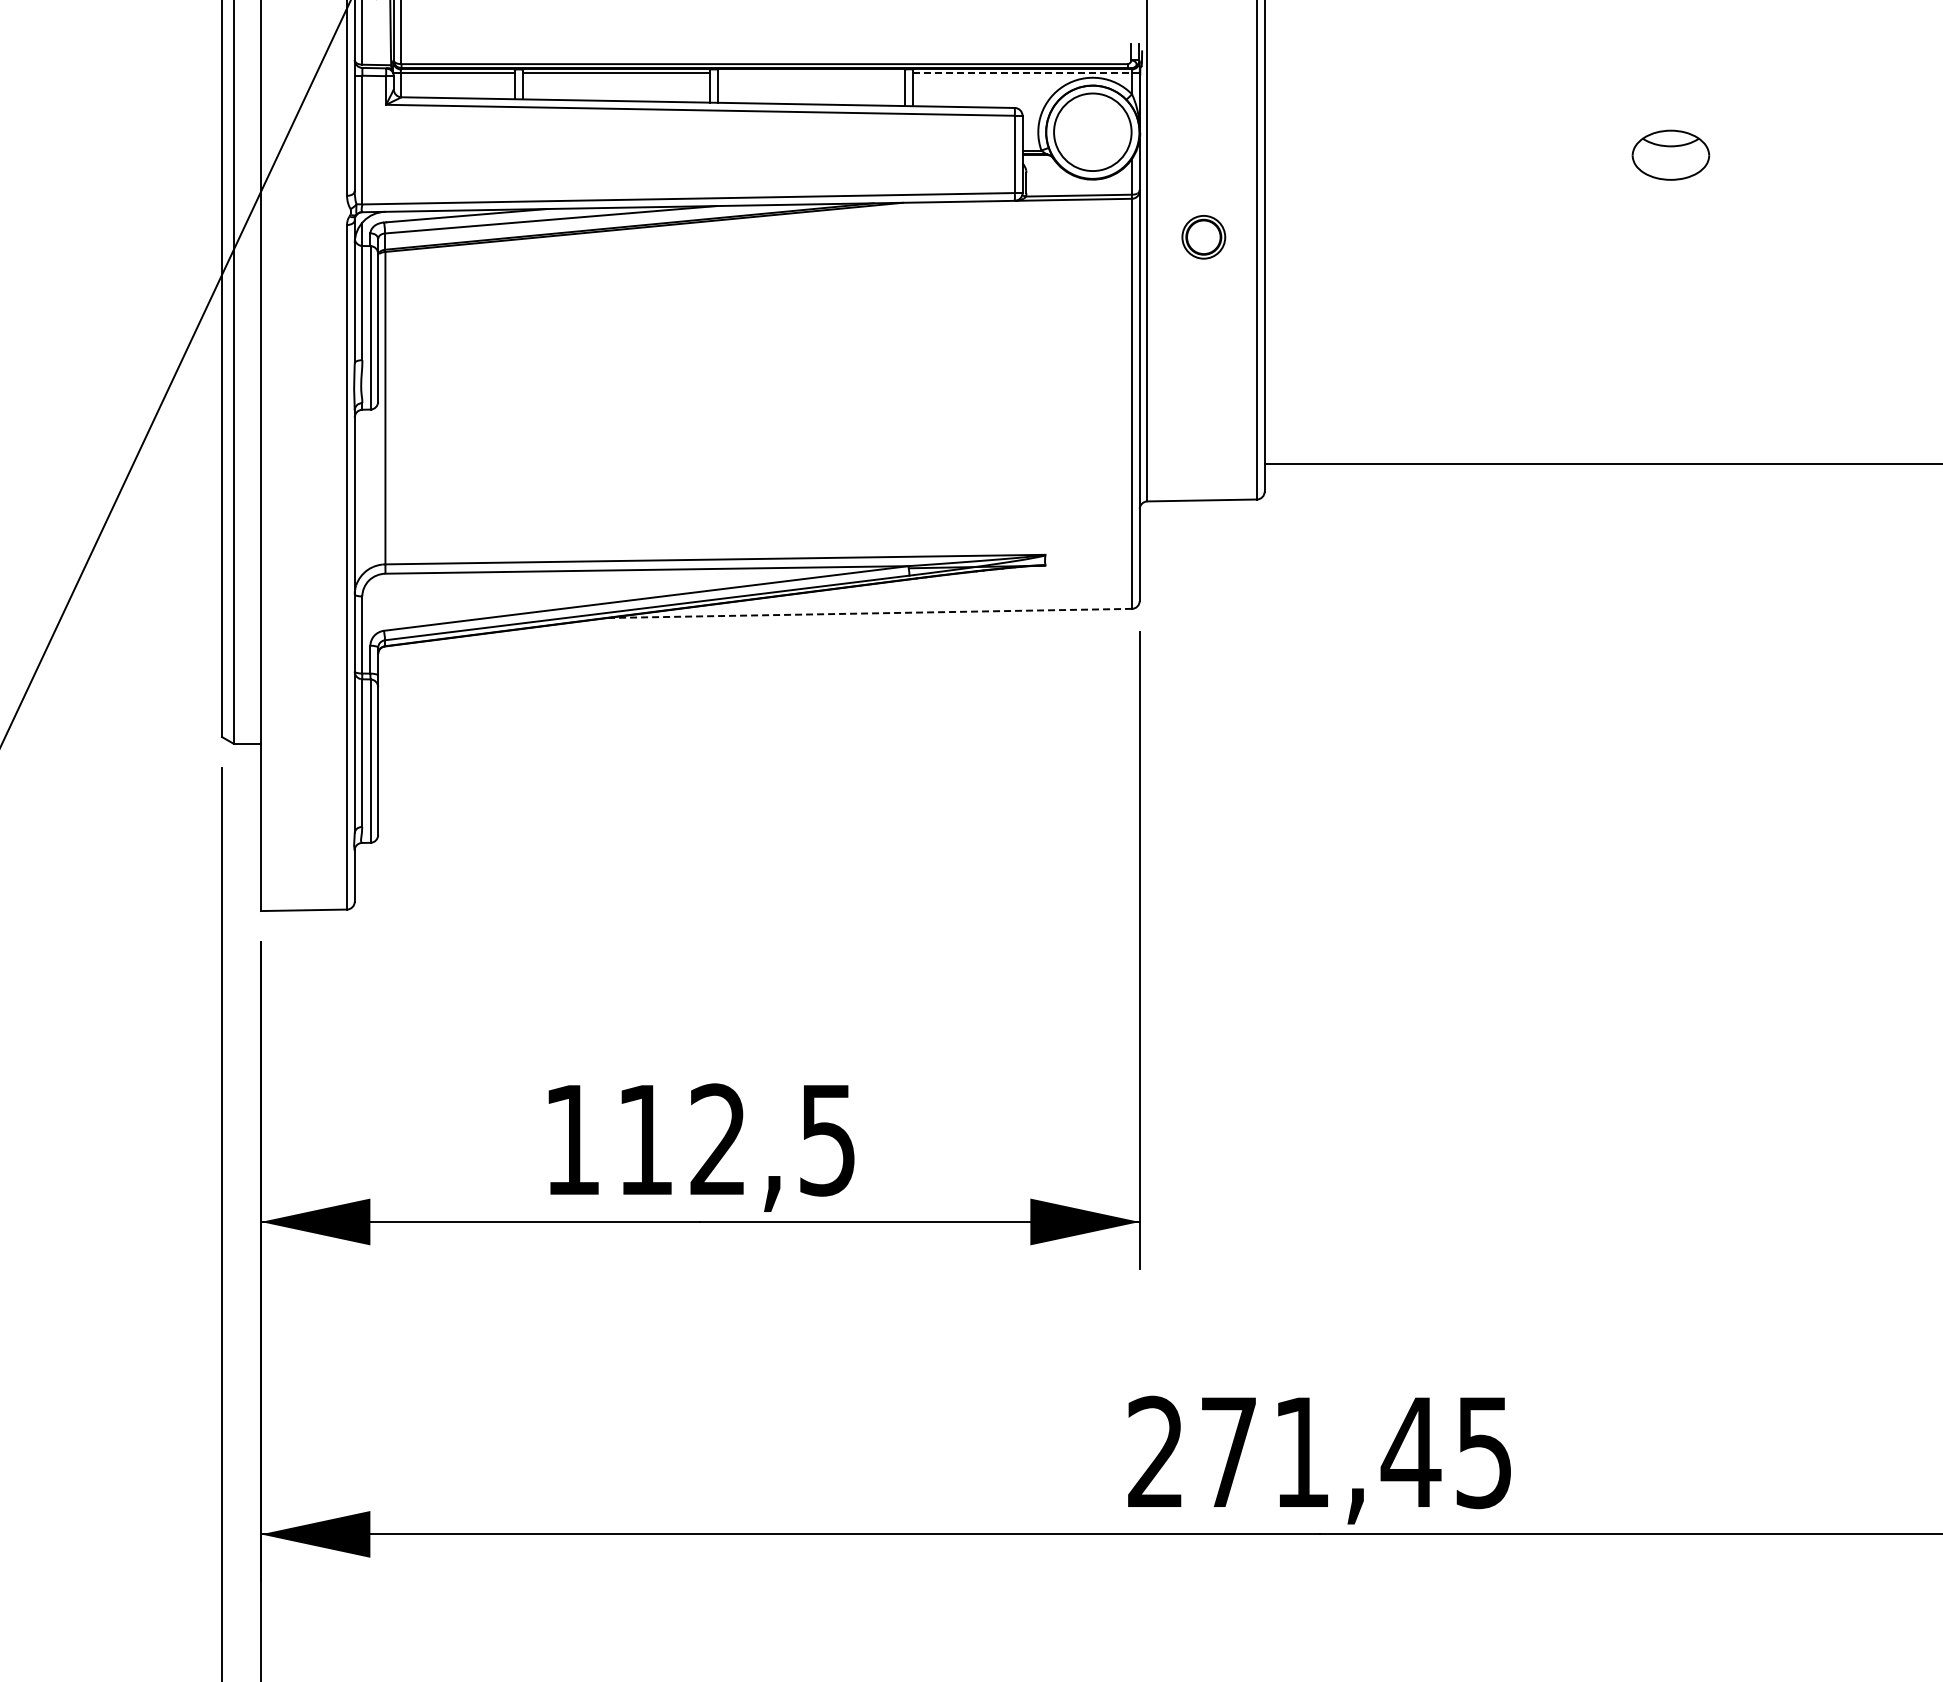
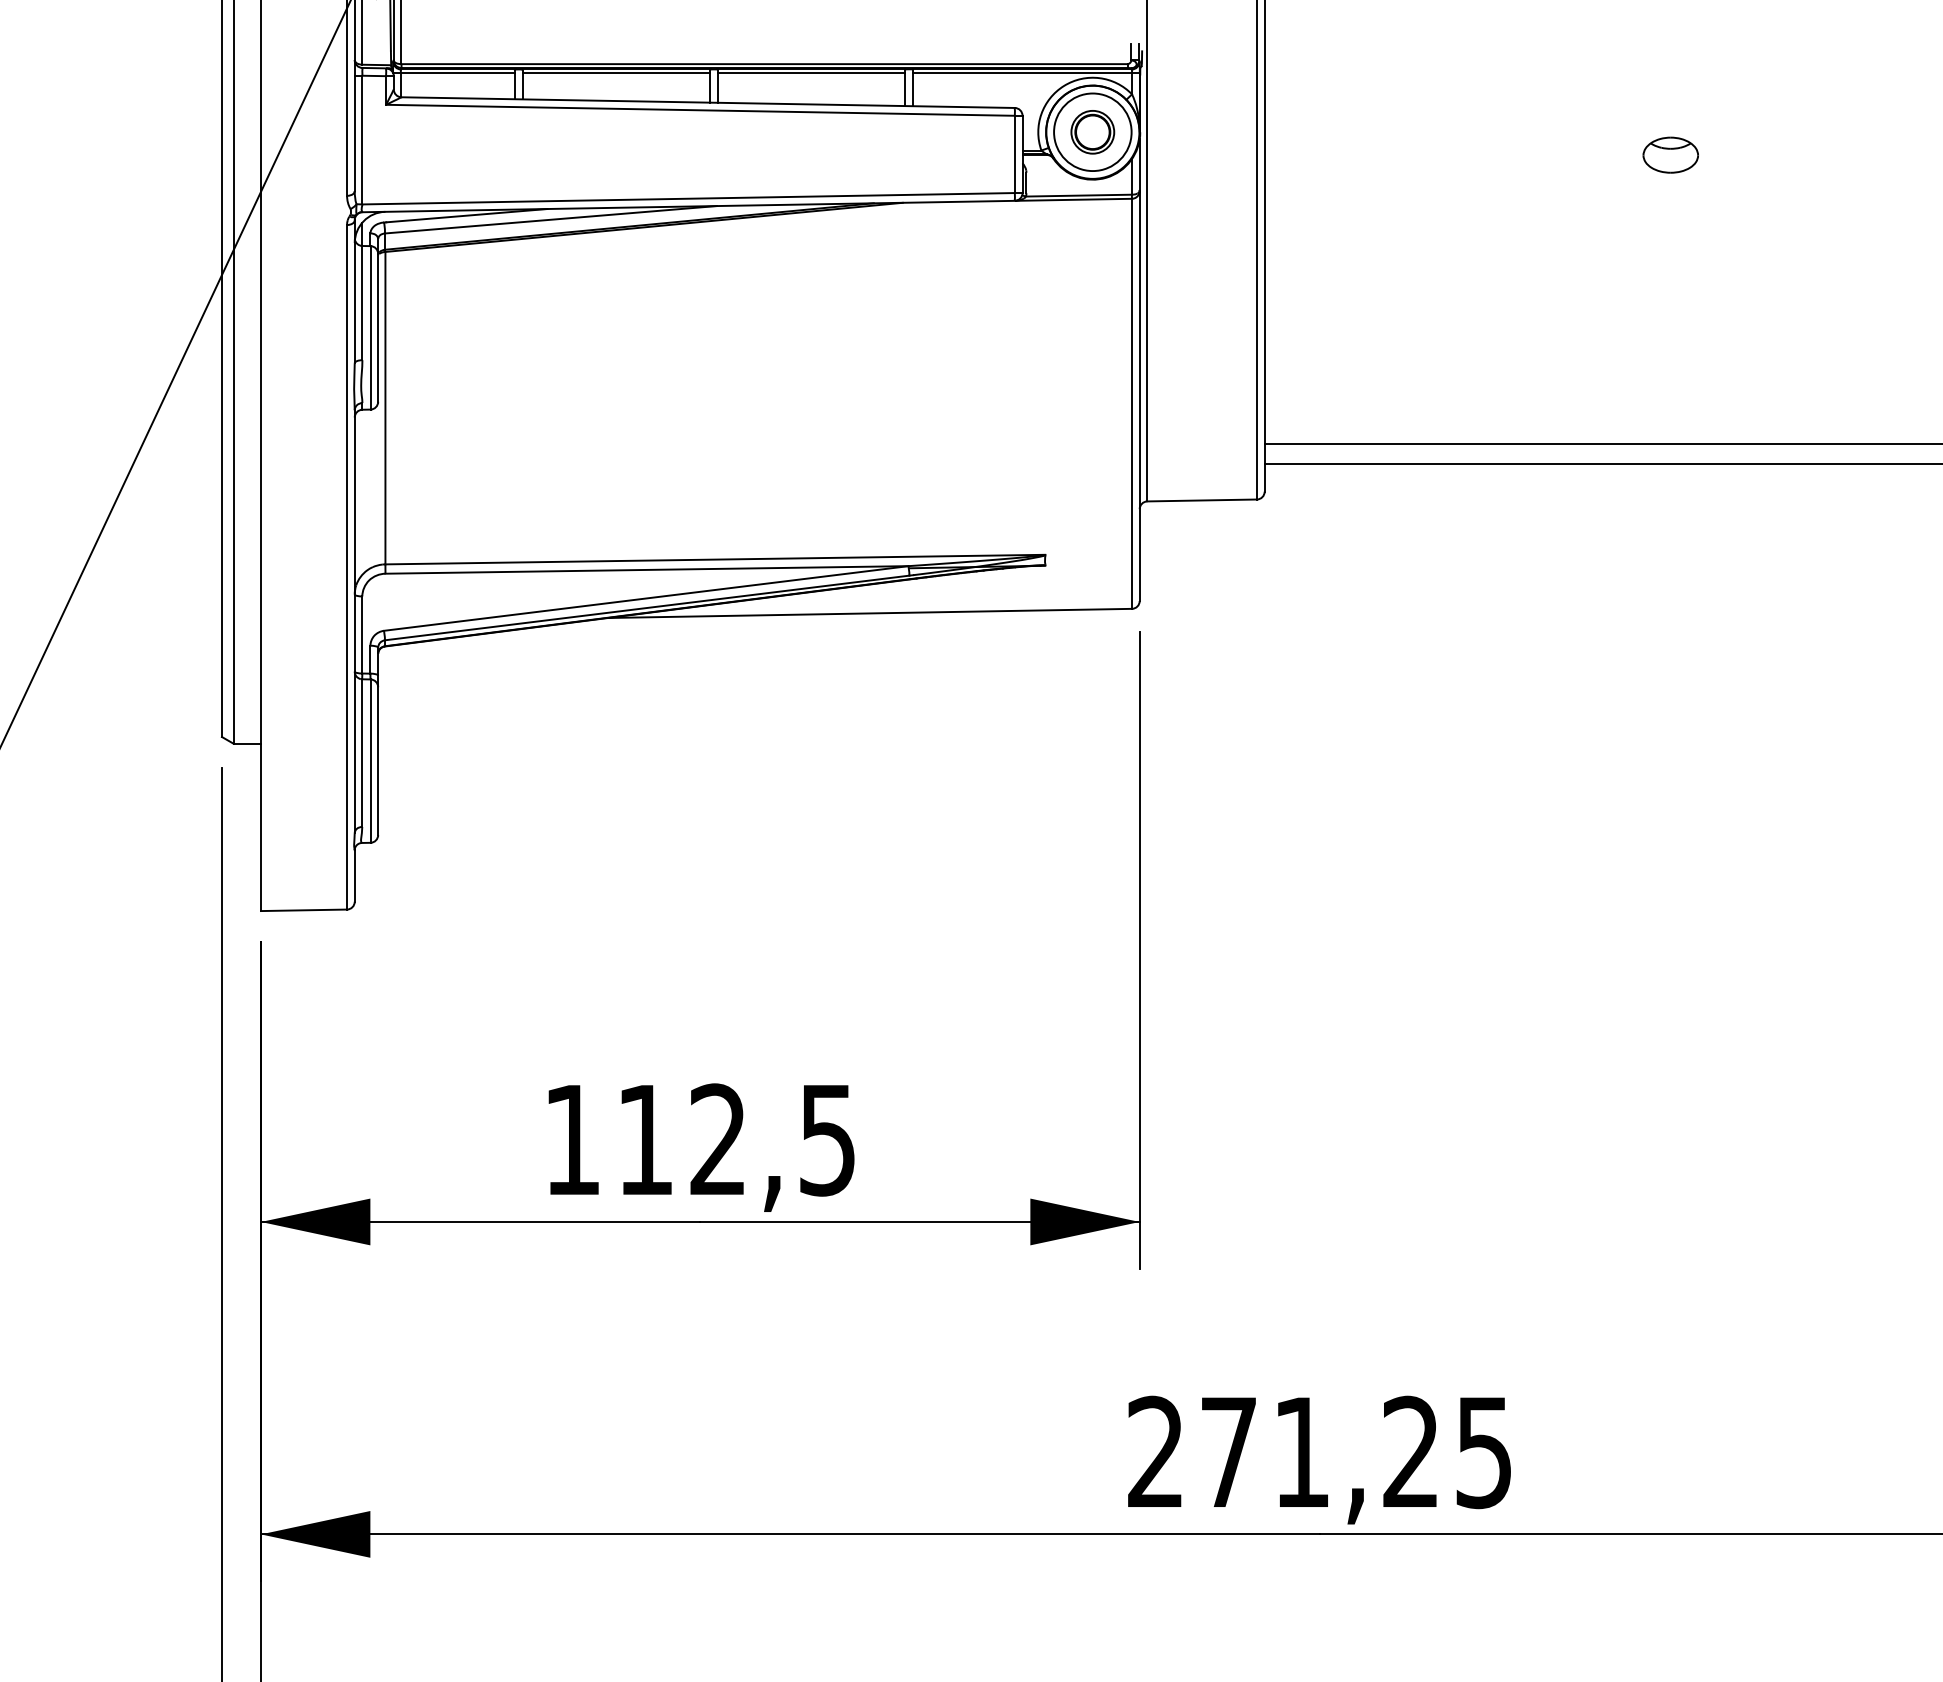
line: none -> present (811, 73)
line: dashed -> solid (1027, 73)
part size: 80x52 px -> 57x38 px (1670, 154)
part position: (1203, 237) -> (1092, 132) (1092, 132)
line: none -> present (1601, 444)
line: dashed -> solid (869, 613)
text: 271,45 -> 271,25 (1410, 1450)
